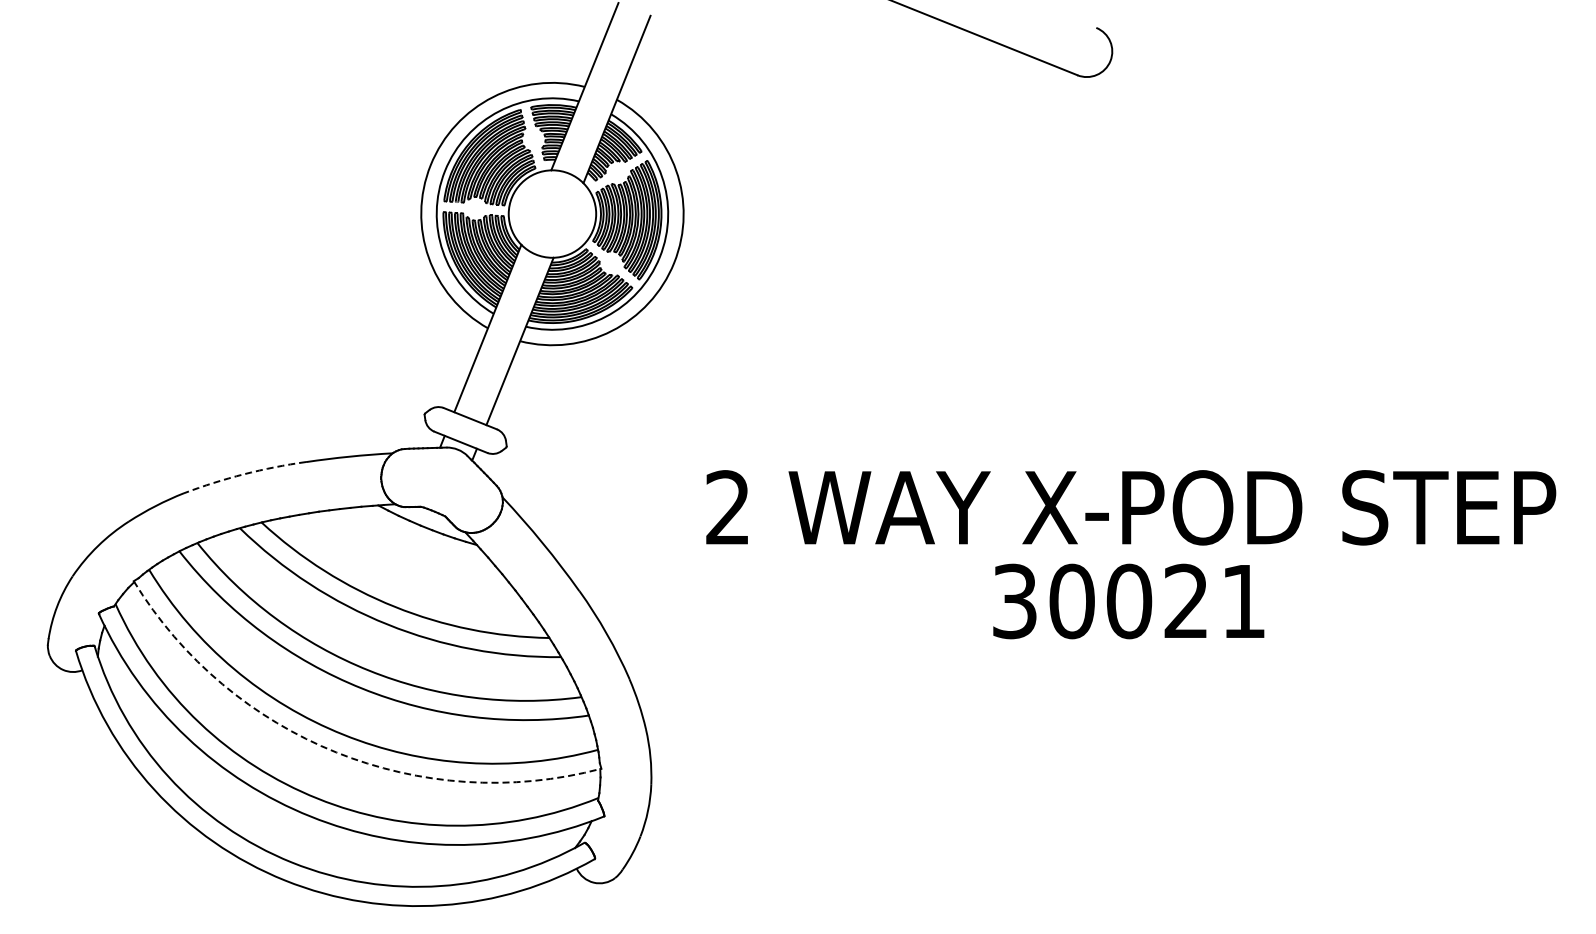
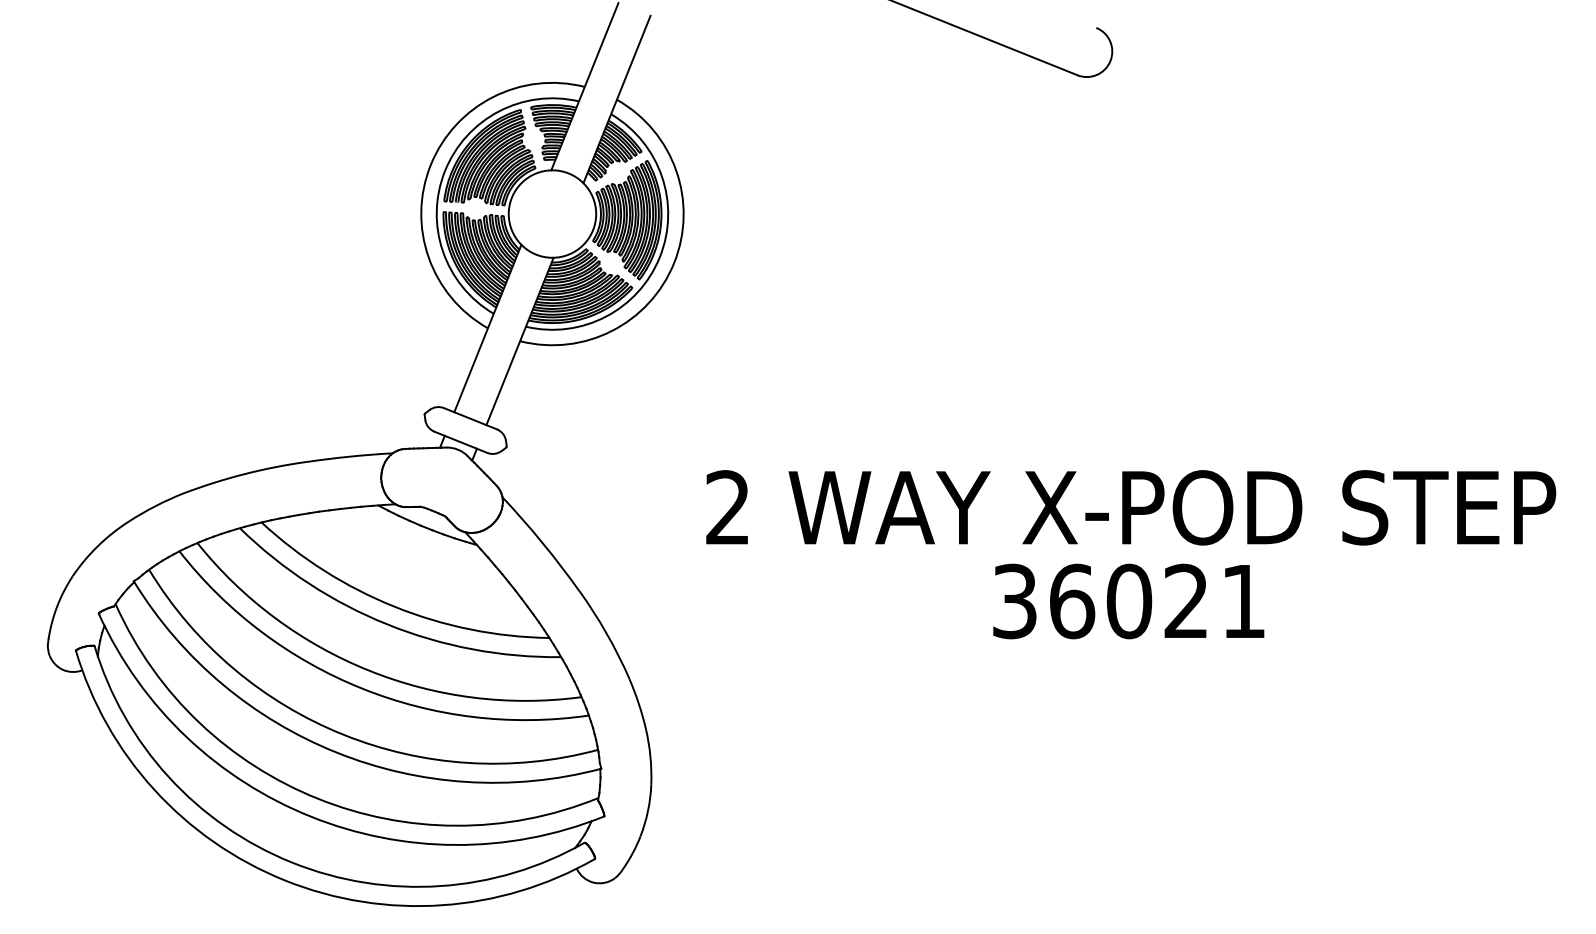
arc: dashed -> solid (244, 474)
text: 30021 -> 36021 (1072, 601)
arc: dashed -> solid (336, 752)
